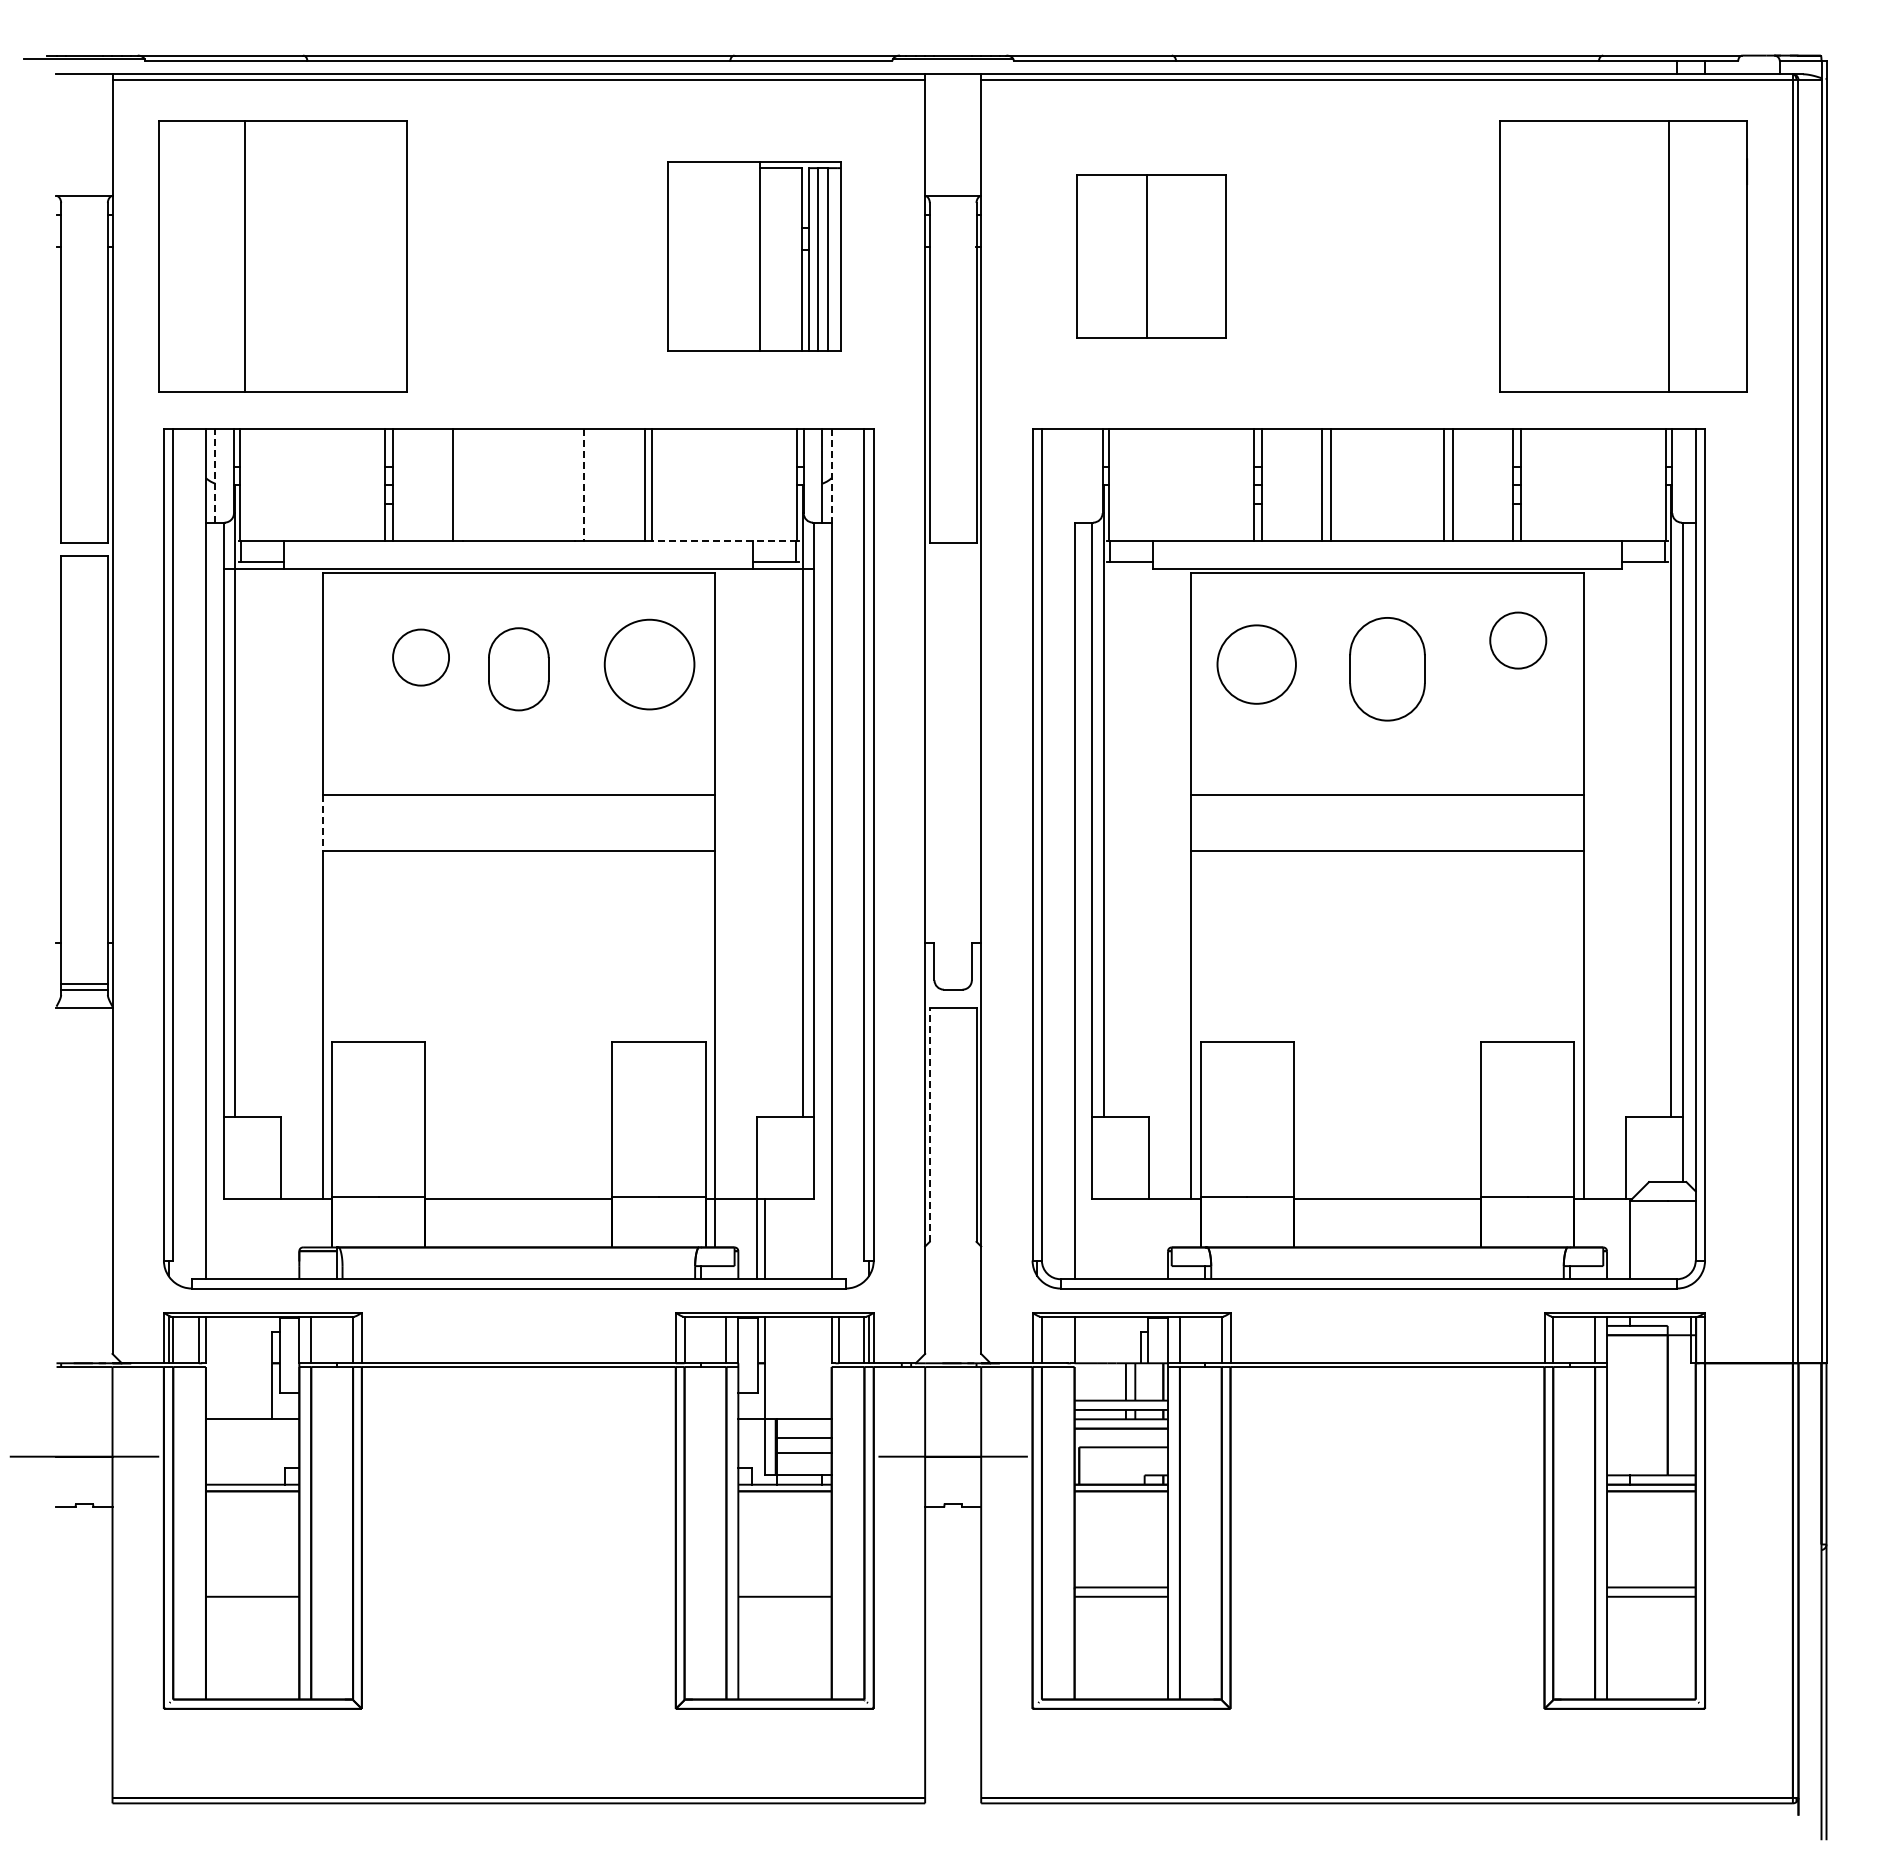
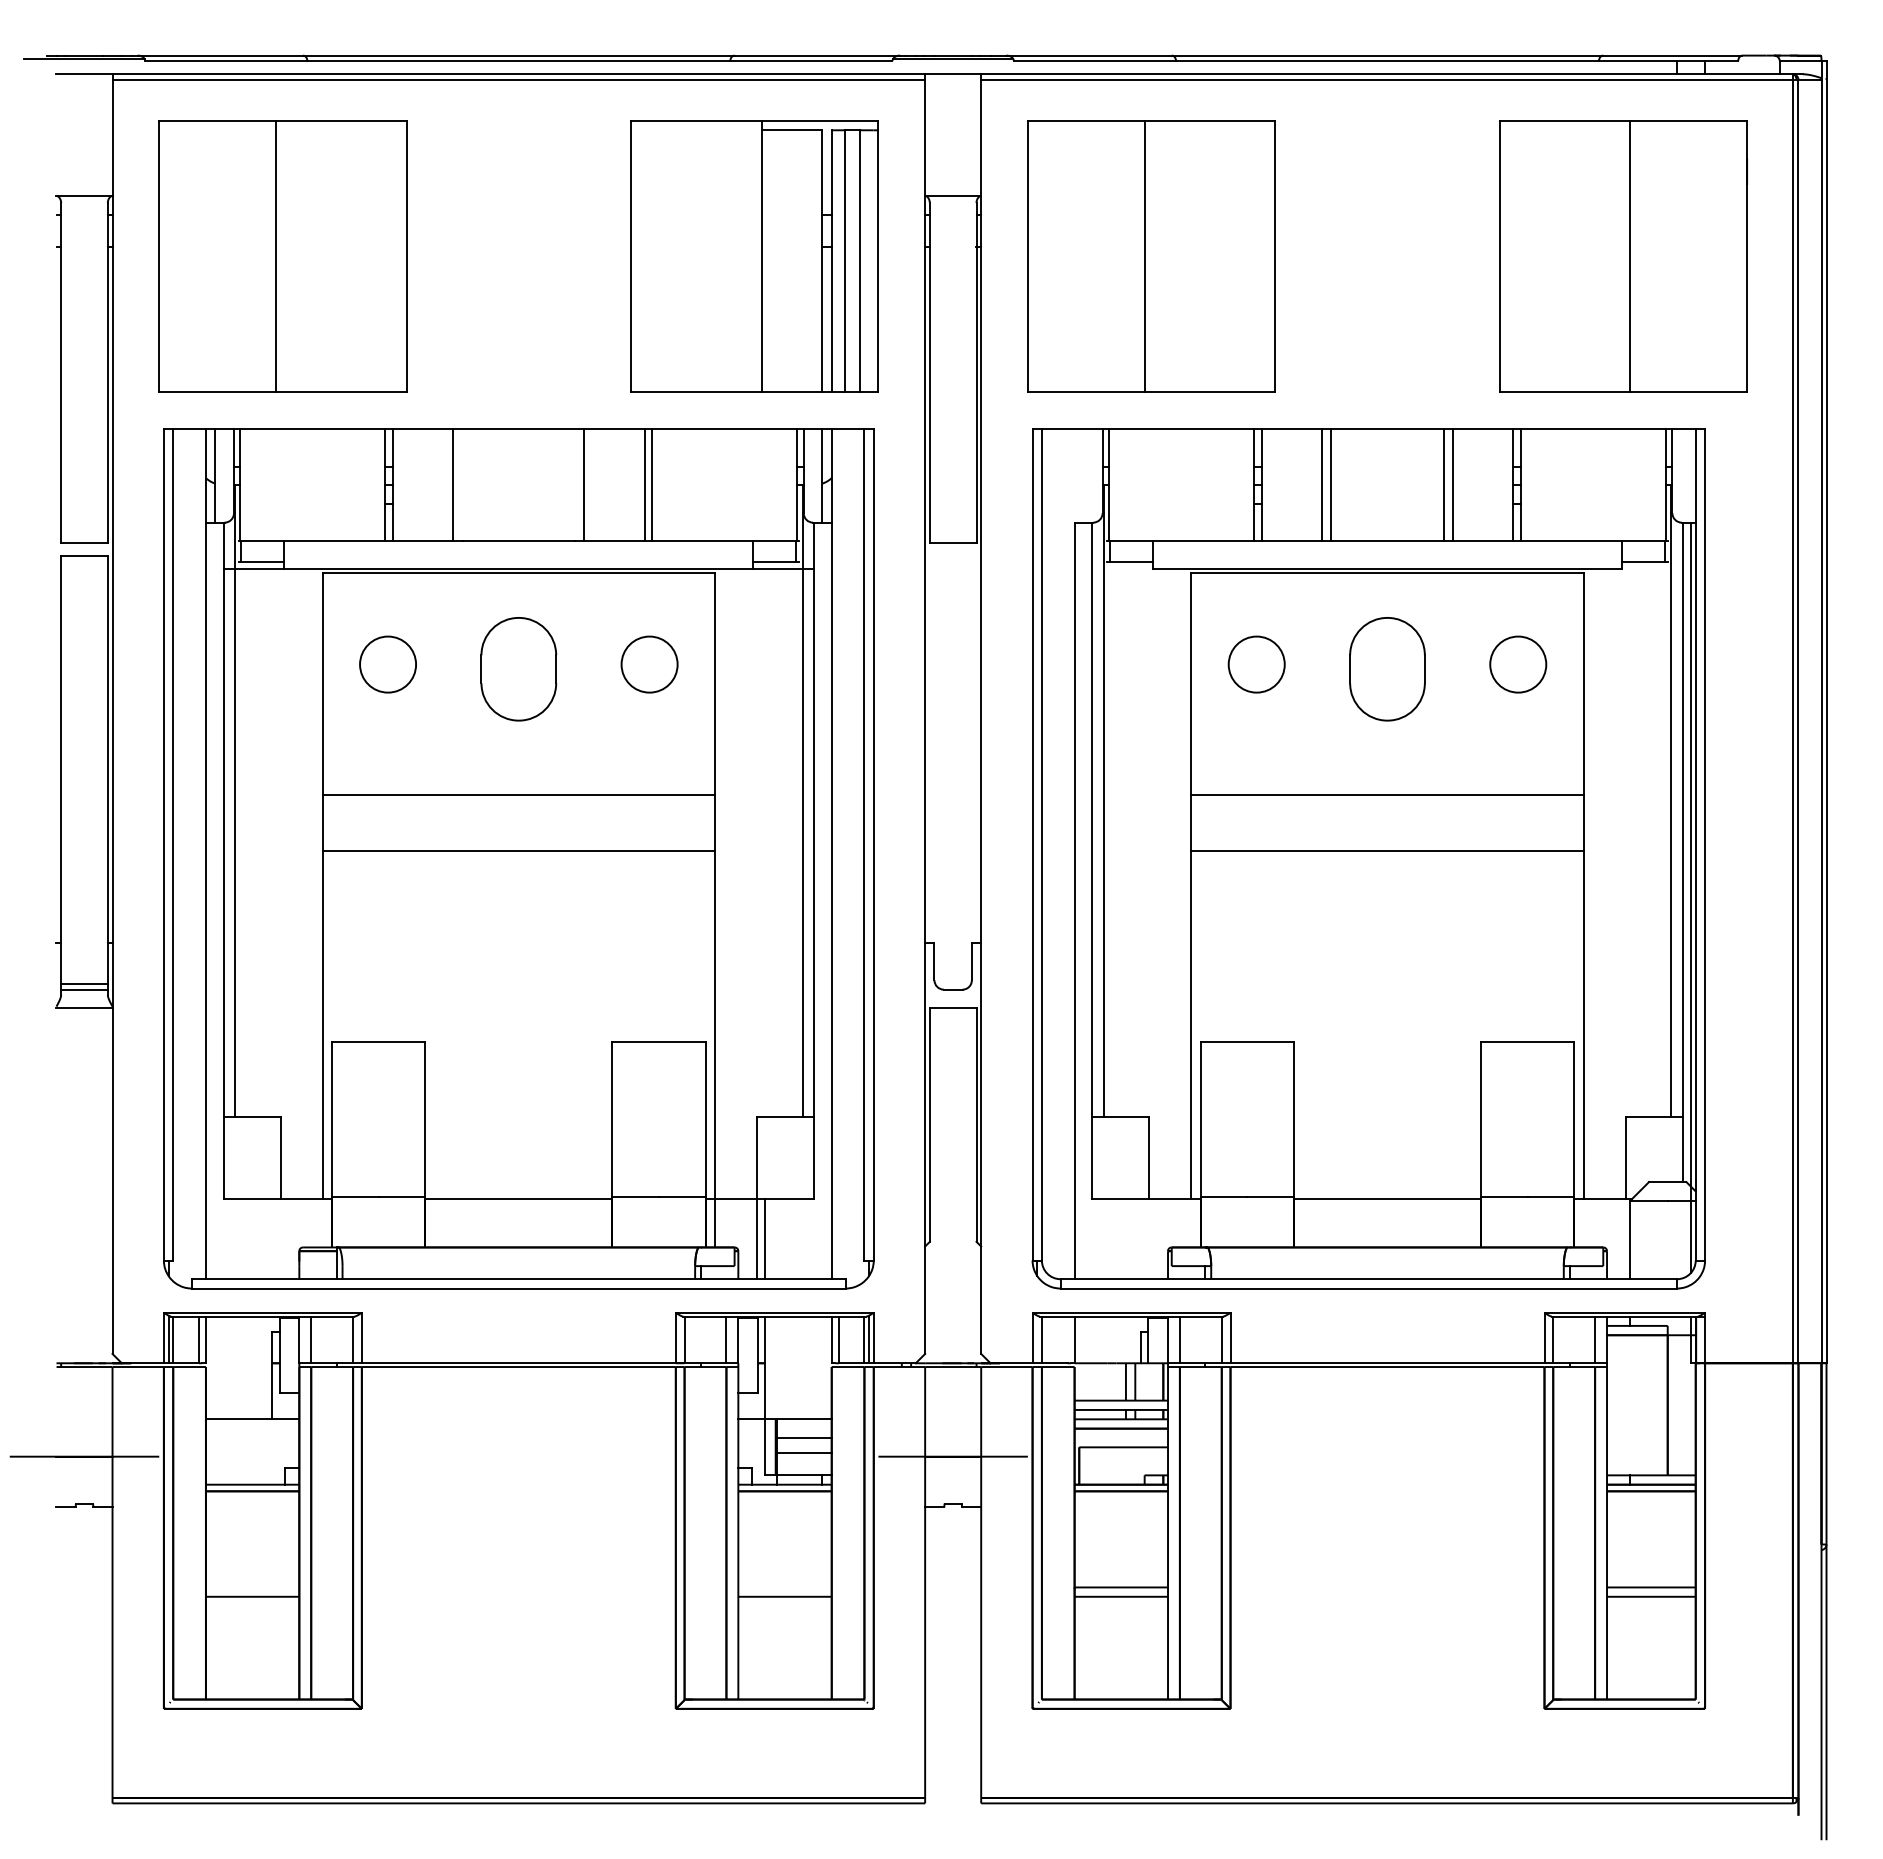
line position: (244, 255) -> (275, 255) (275, 255)
line position: (1669, 255) -> (1630, 255) (1630, 255)
part size: 175x191 px -> 249x273 px (754, 256)
part size: 151x165 px -> 249x273 px (1151, 256)
line: dashed -> solid (215, 475)
line: dashed -> solid (831, 475)
line: dashed -> solid (584, 485)
line: dashed -> solid (724, 541)
circle position: (1518, 640) -> (1518, 664) (1518, 664)
circle position: (420, 657) -> (387, 664) (387, 664)
circle diameter: 90 px -> 56 px (649, 664)
circle diameter: 78 px -> 56 px (1256, 664)
part size: 62x85 px -> 78x105 px (518, 669)
line: dashed -> solid (322, 823)
line: none -> present (1691, 897)
line: dashed -> solid (929, 1125)
